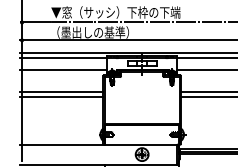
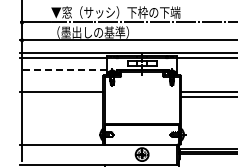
line: solid -> dashed (63, 70)
line: present -> none (205, 70)
line: present -> none (61, 96)
